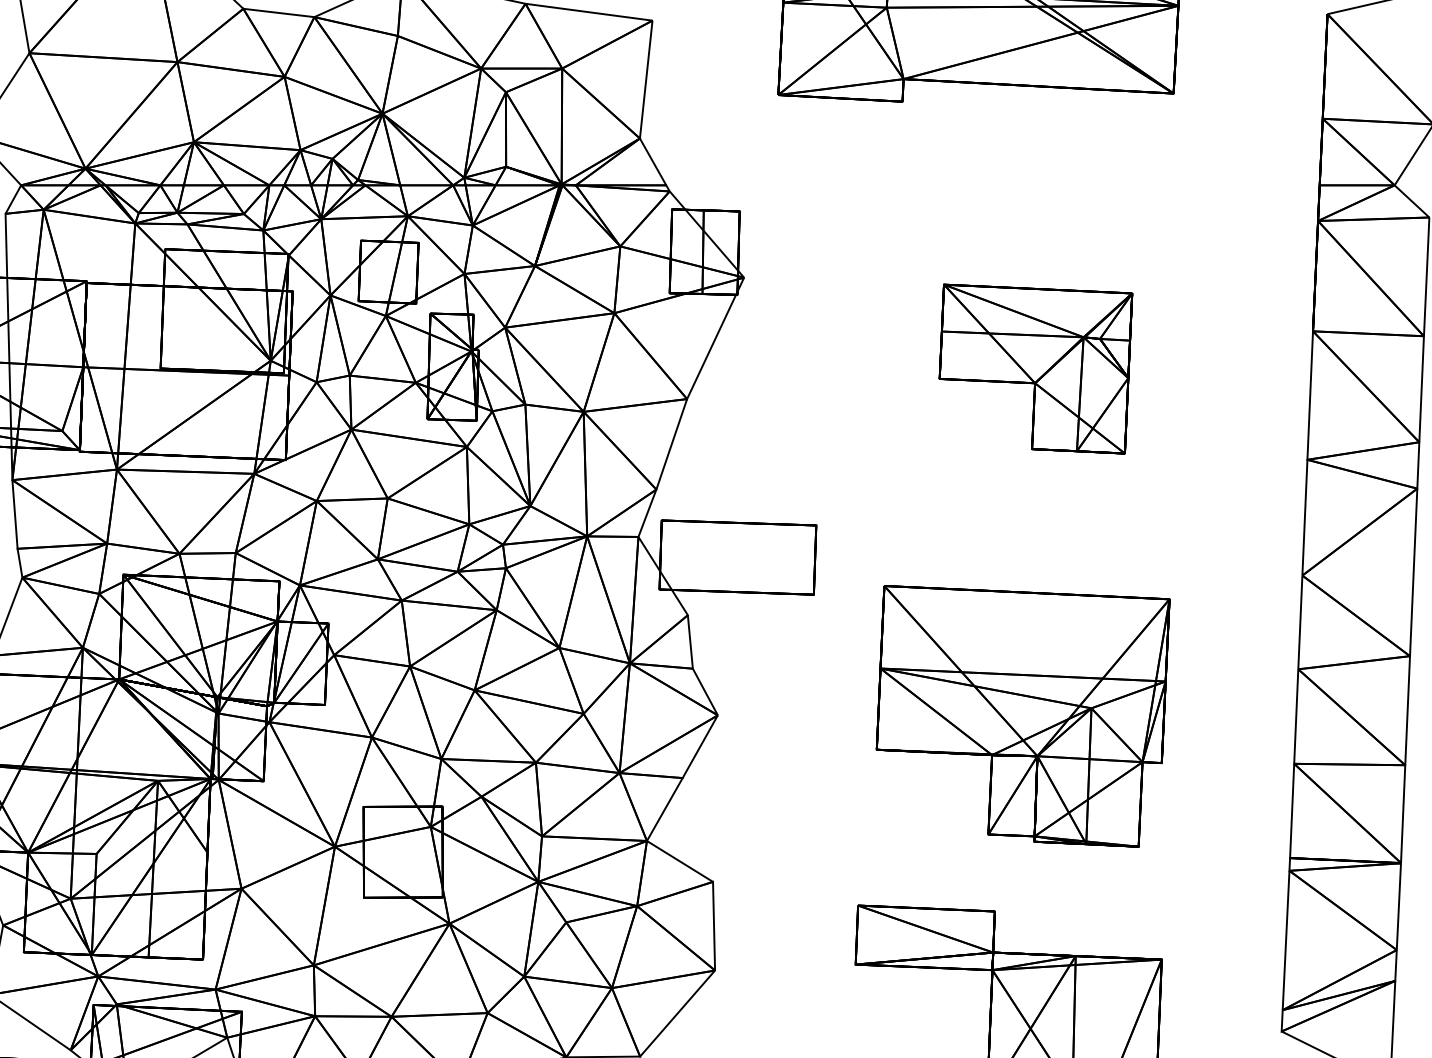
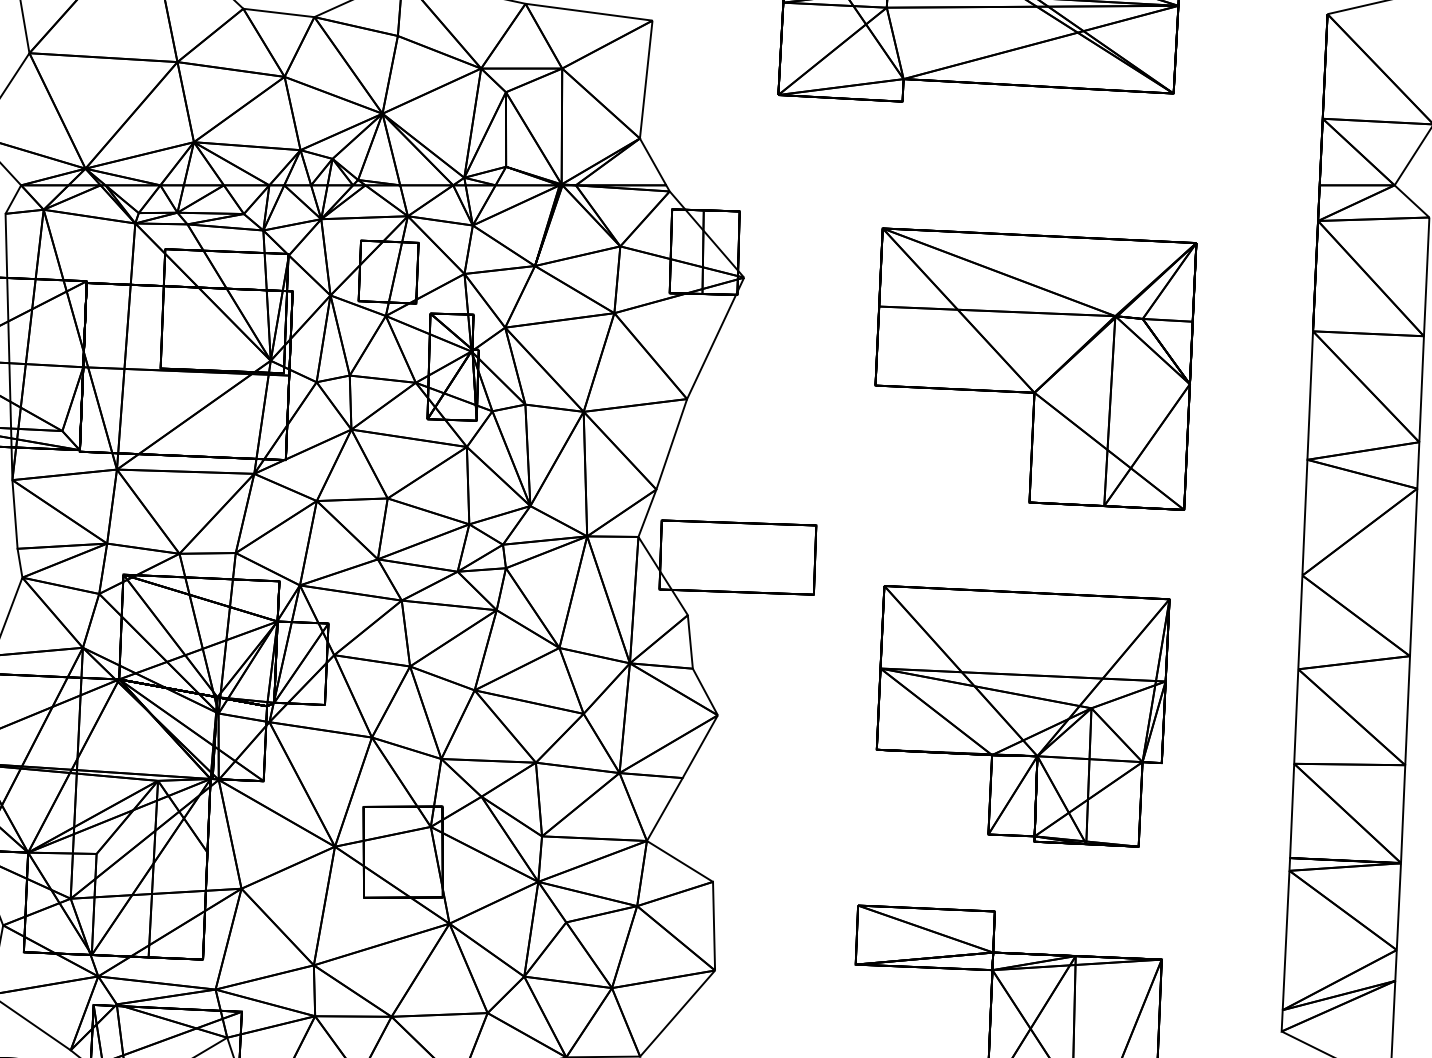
part size: 196x172 px -> 324x284 px (1035, 368)
